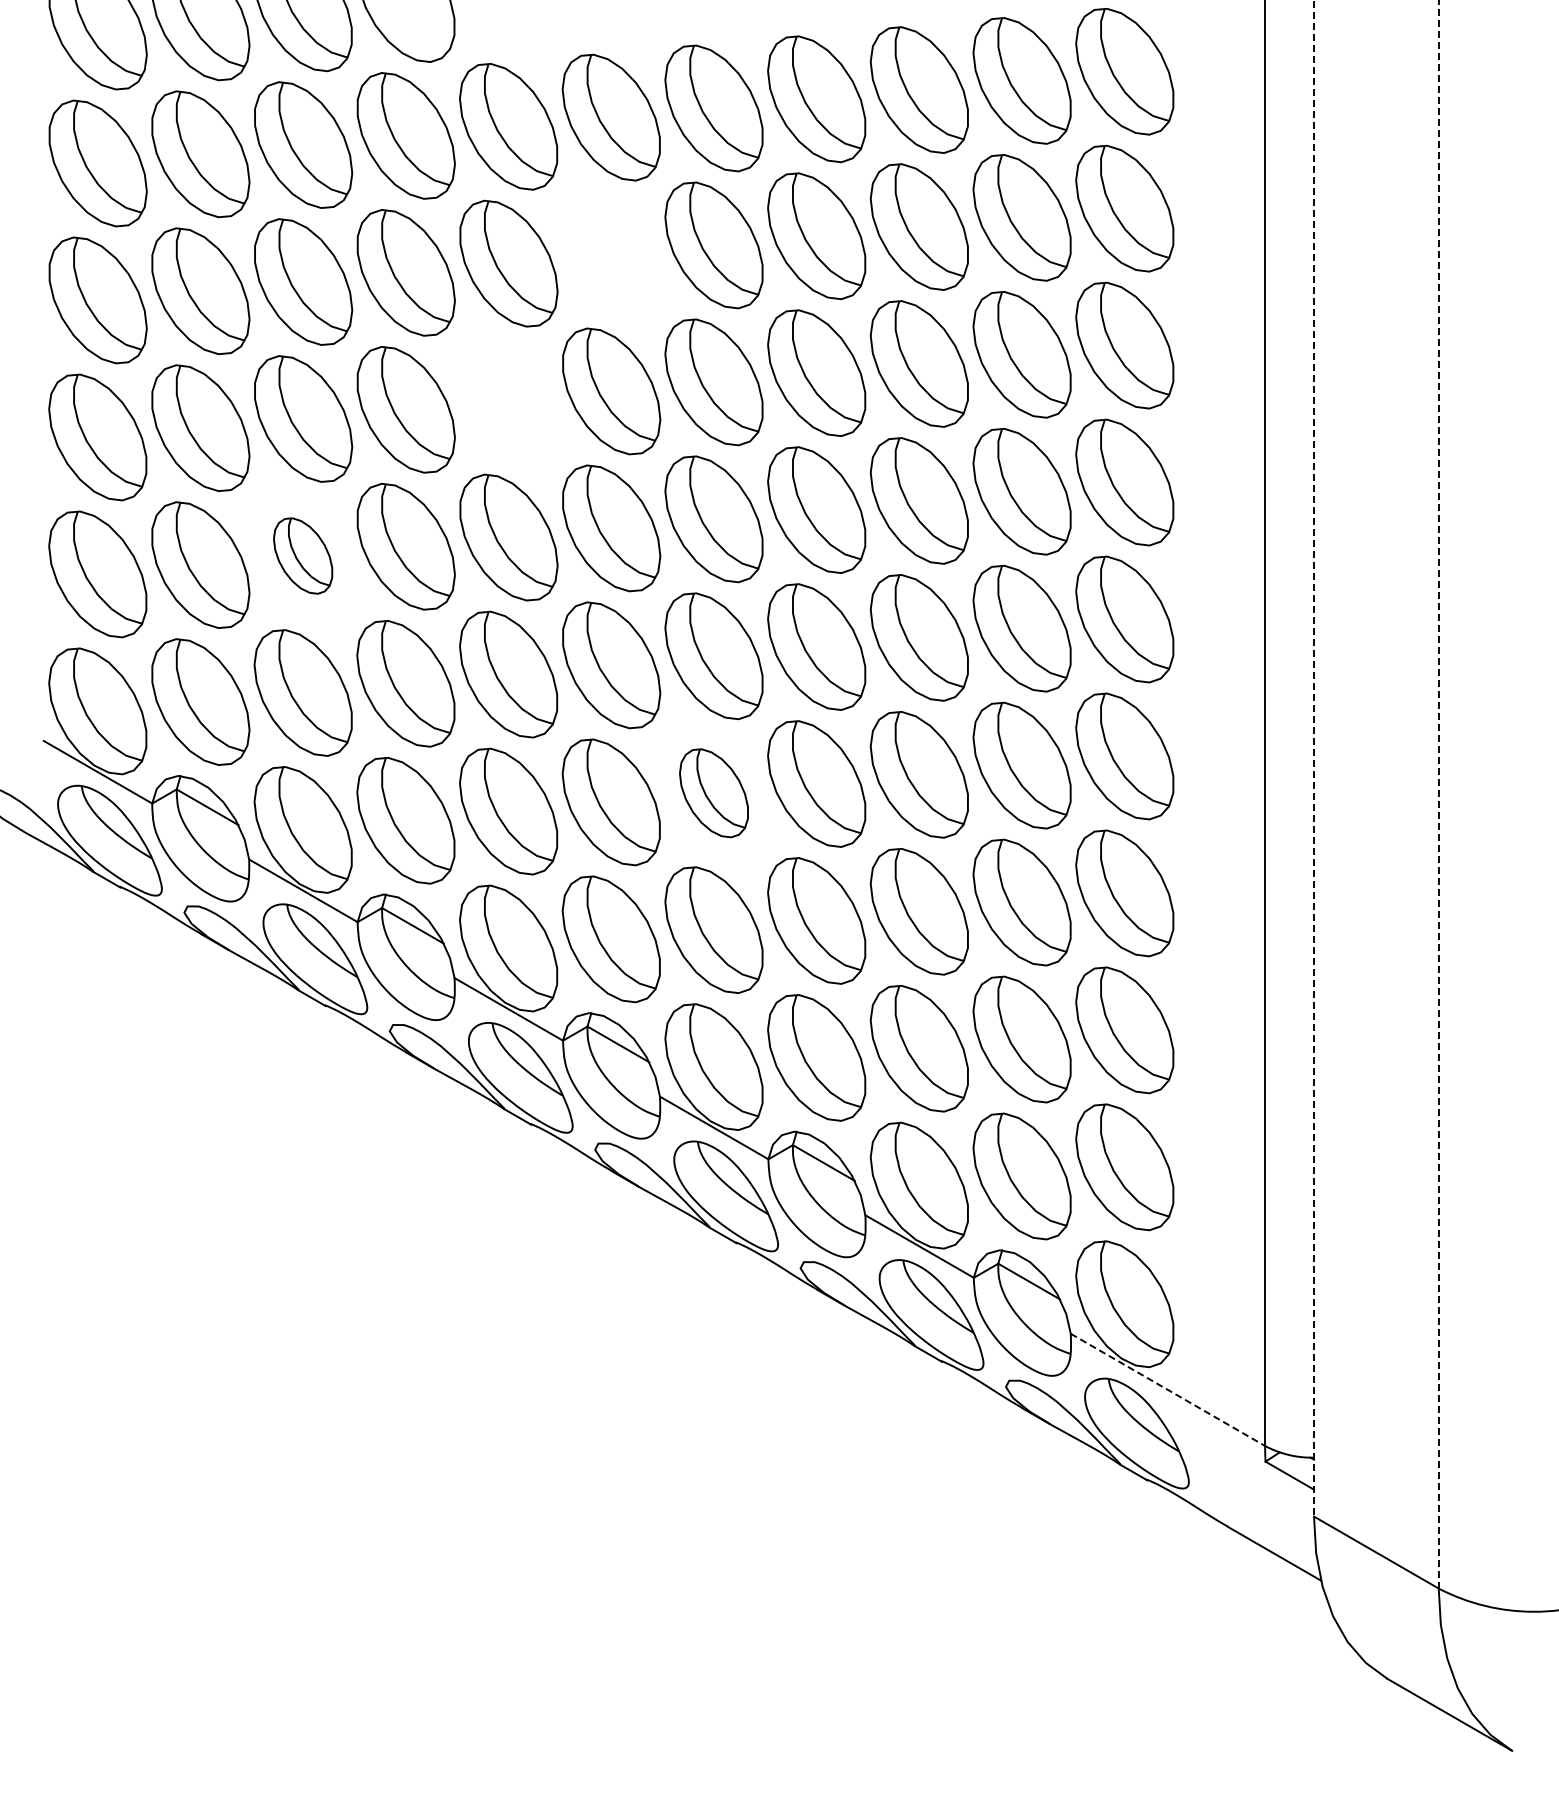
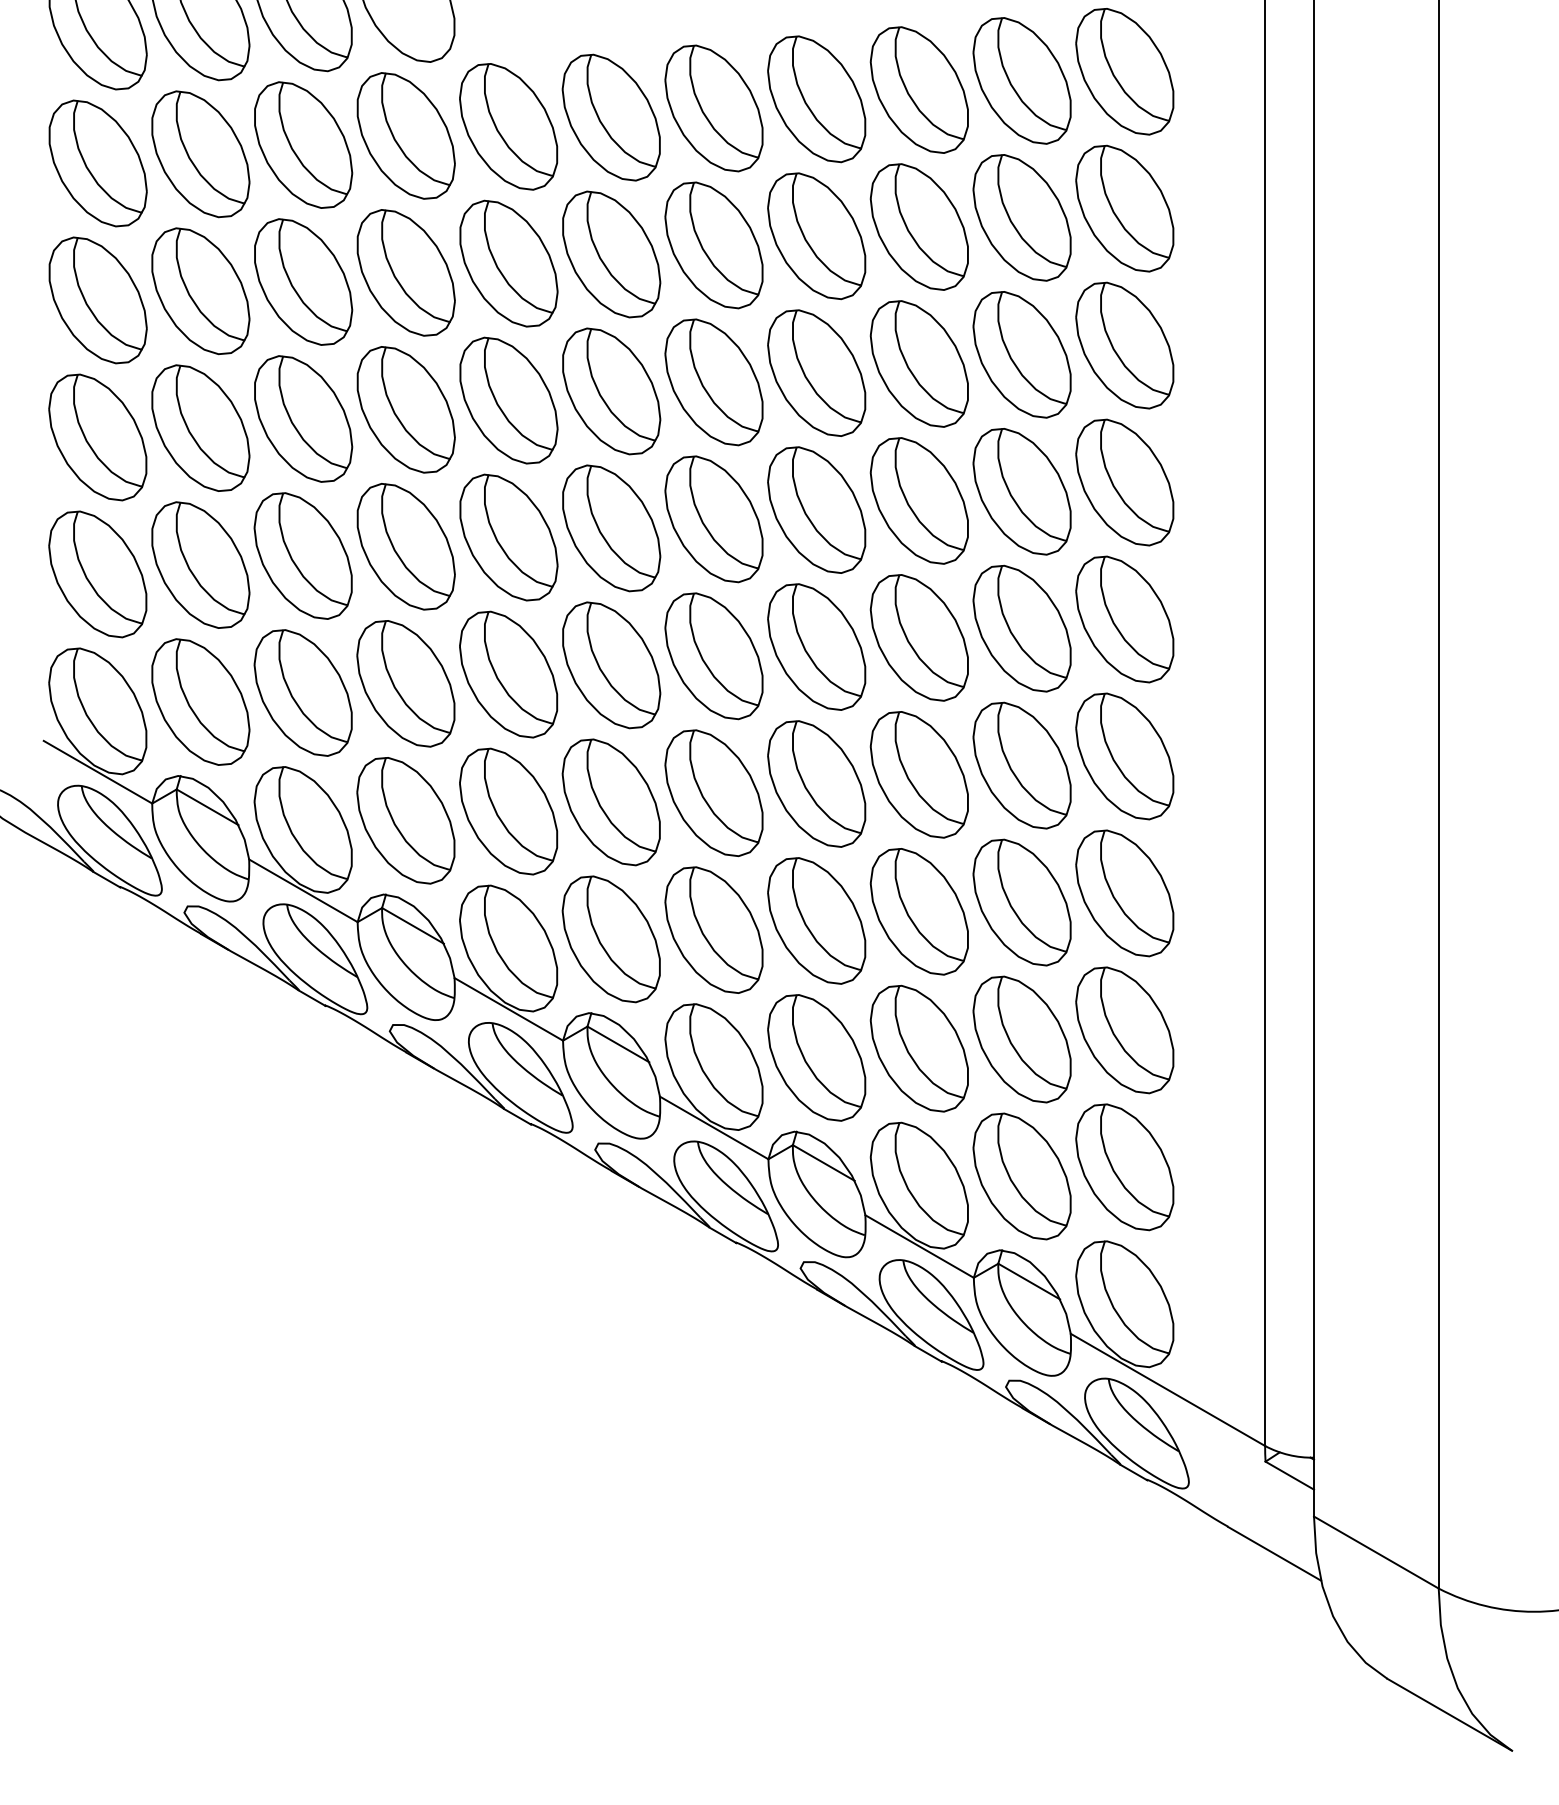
part: none -> present (611, 254)
part: none -> present (508, 400)
part size: 61x78 px -> 100x128 px (302, 555)
line: dashed -> solid (1314, 759)
part size: 70x91 px -> 100x129 px (713, 793)
line: dashed -> solid (1438, 794)
line: dashed -> solid (1168, 1390)
